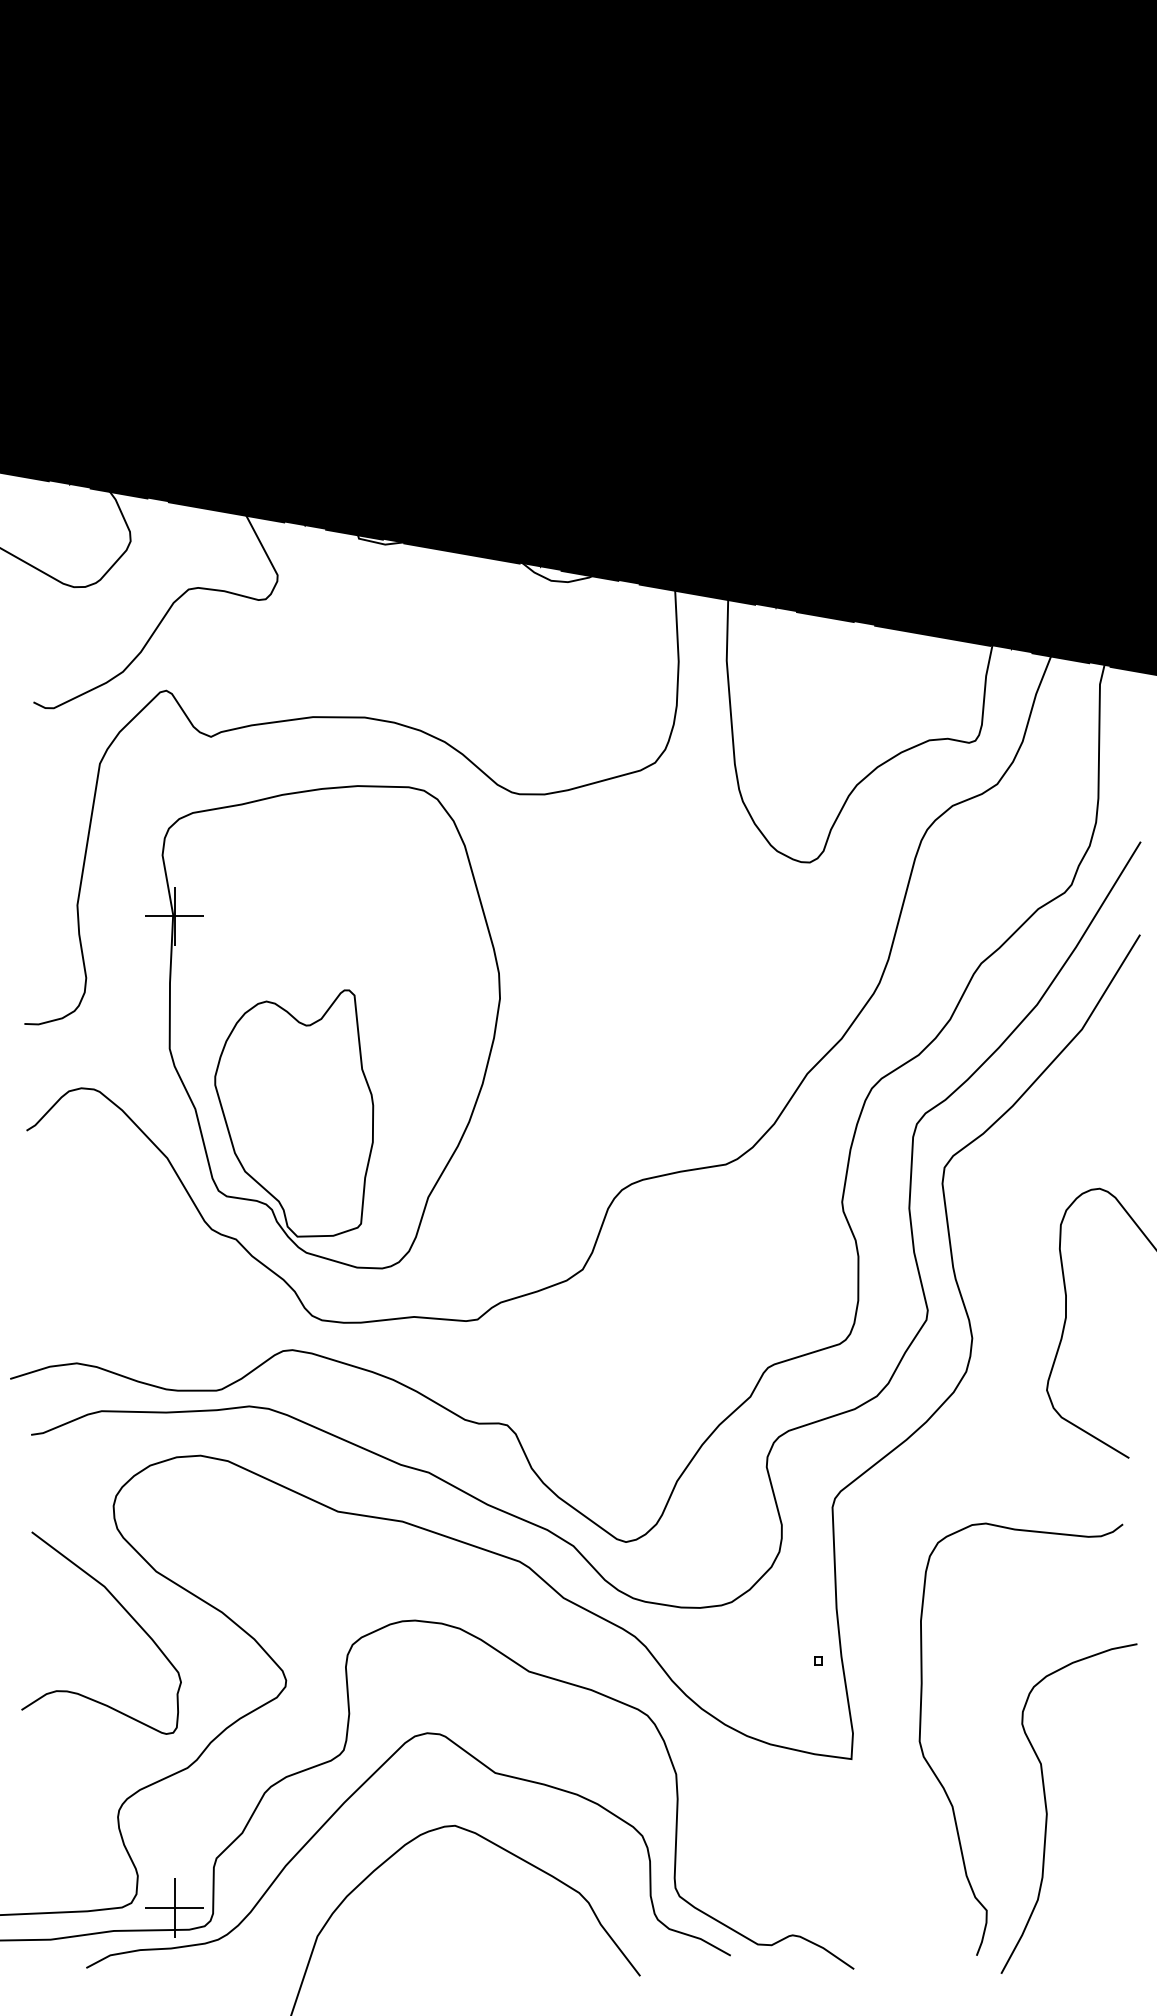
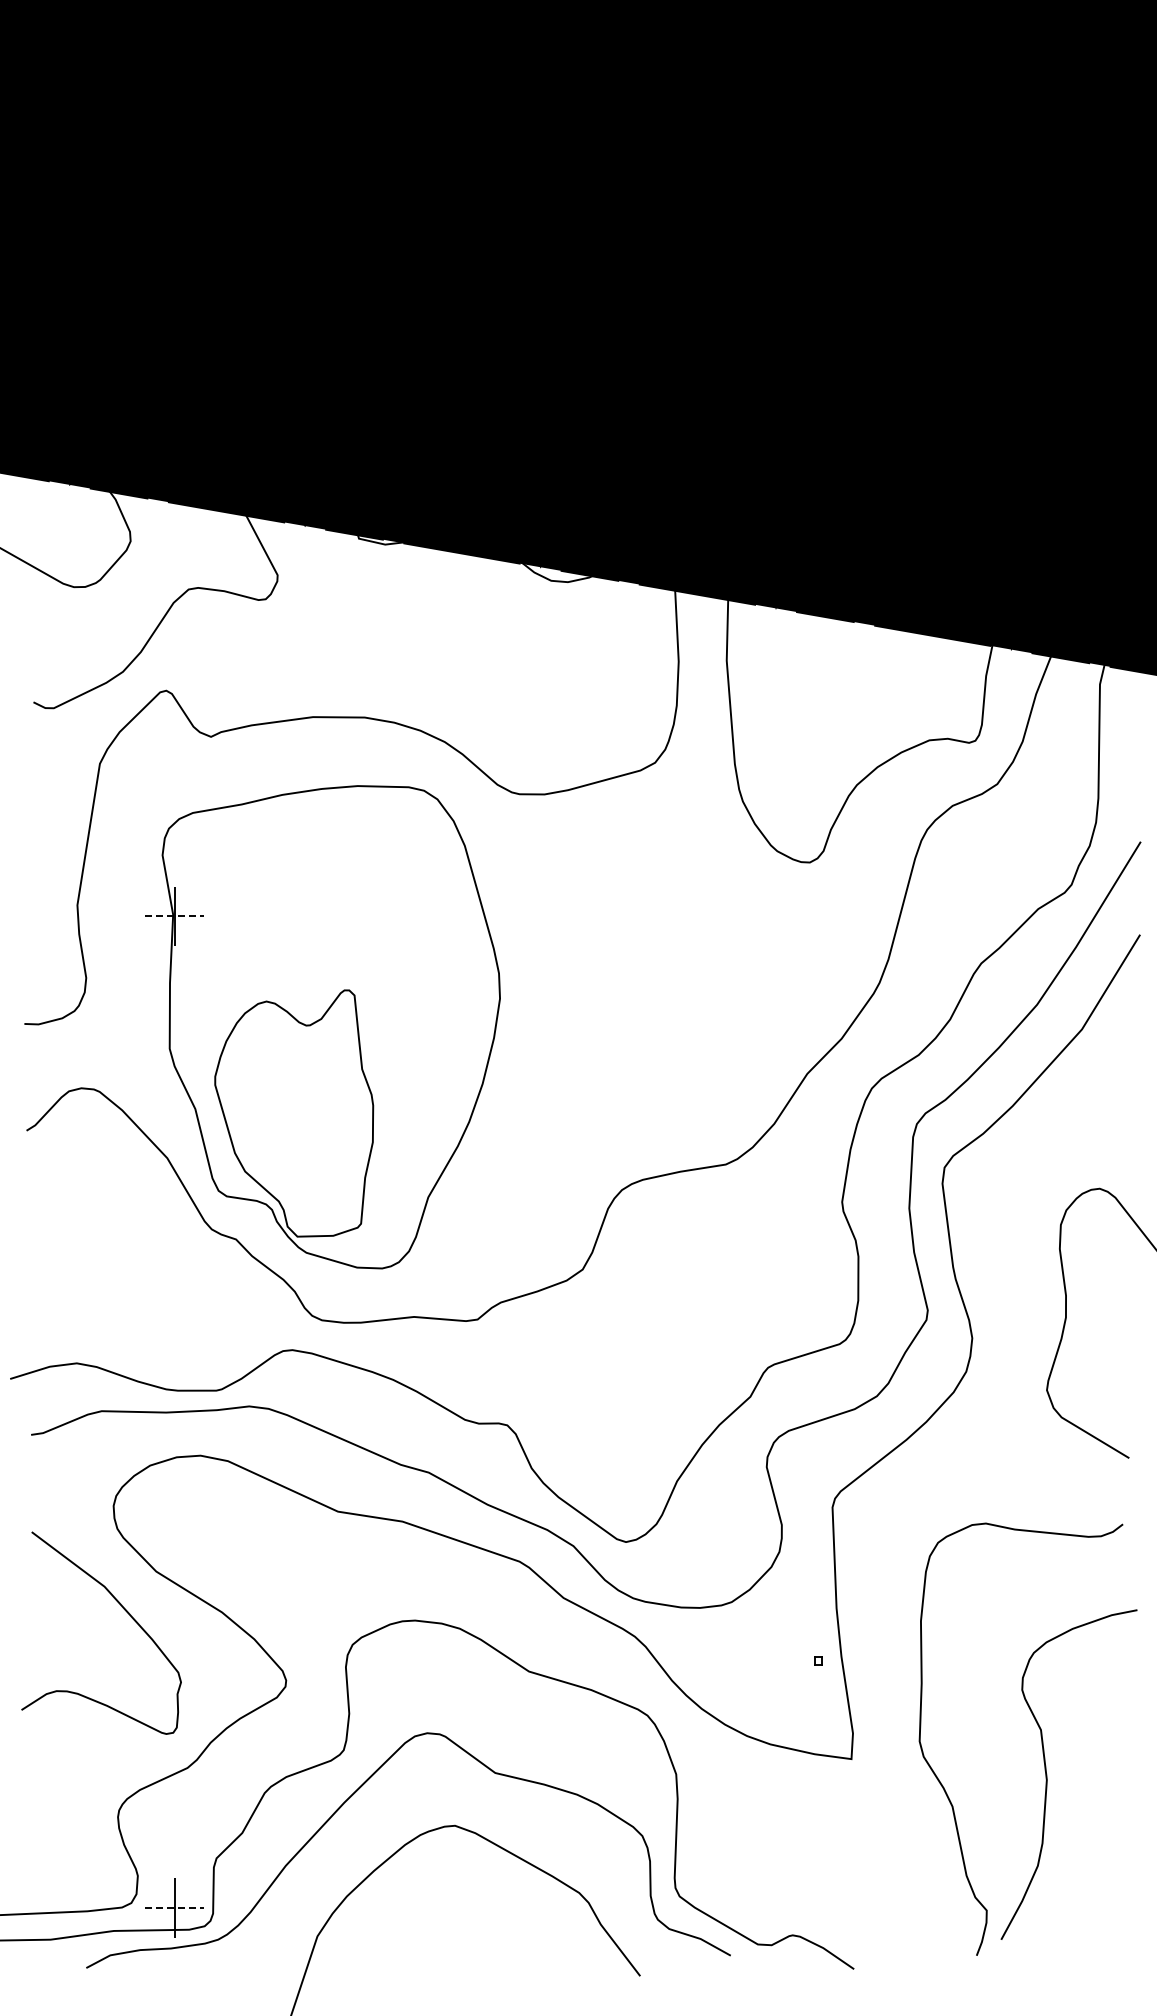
line: solid -> dashed (174, 916)
curve position: (1047, 1808) -> (1047, 1774) (1047, 1774)
line: solid -> dashed (174, 1908)
